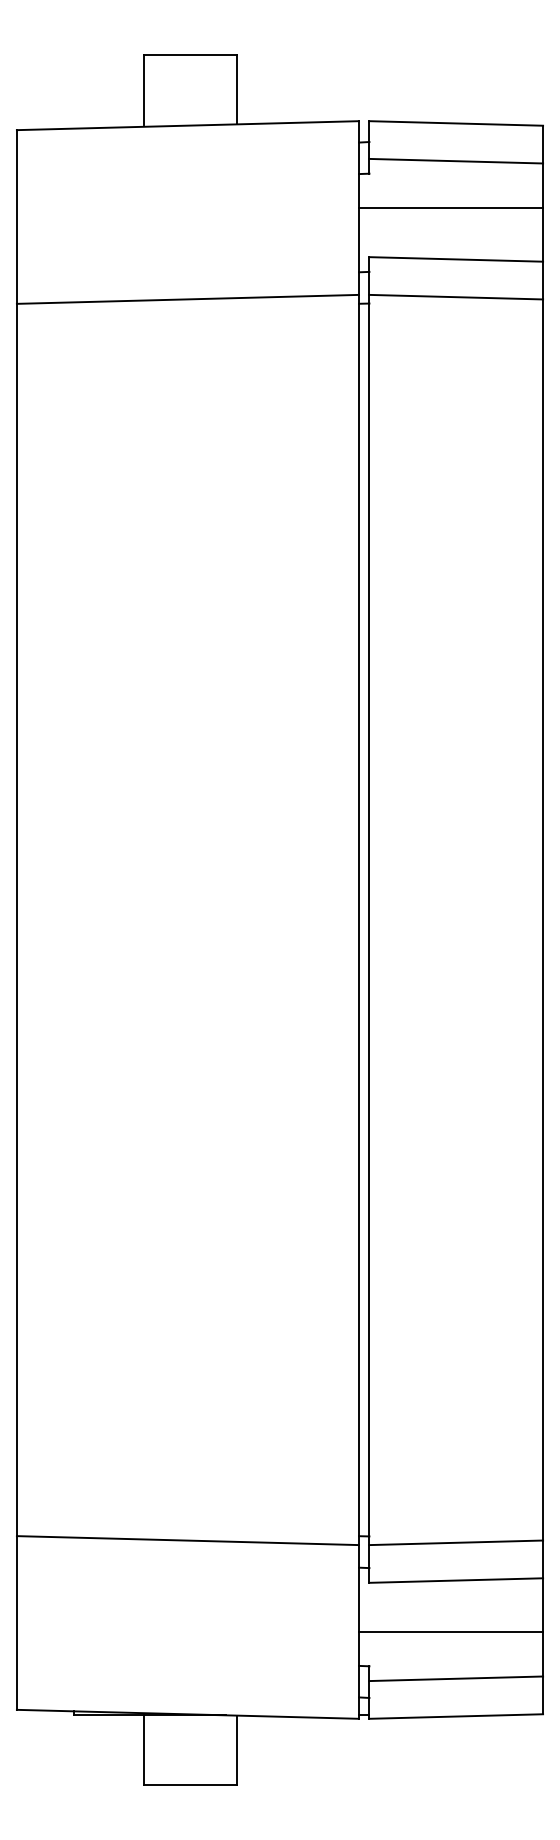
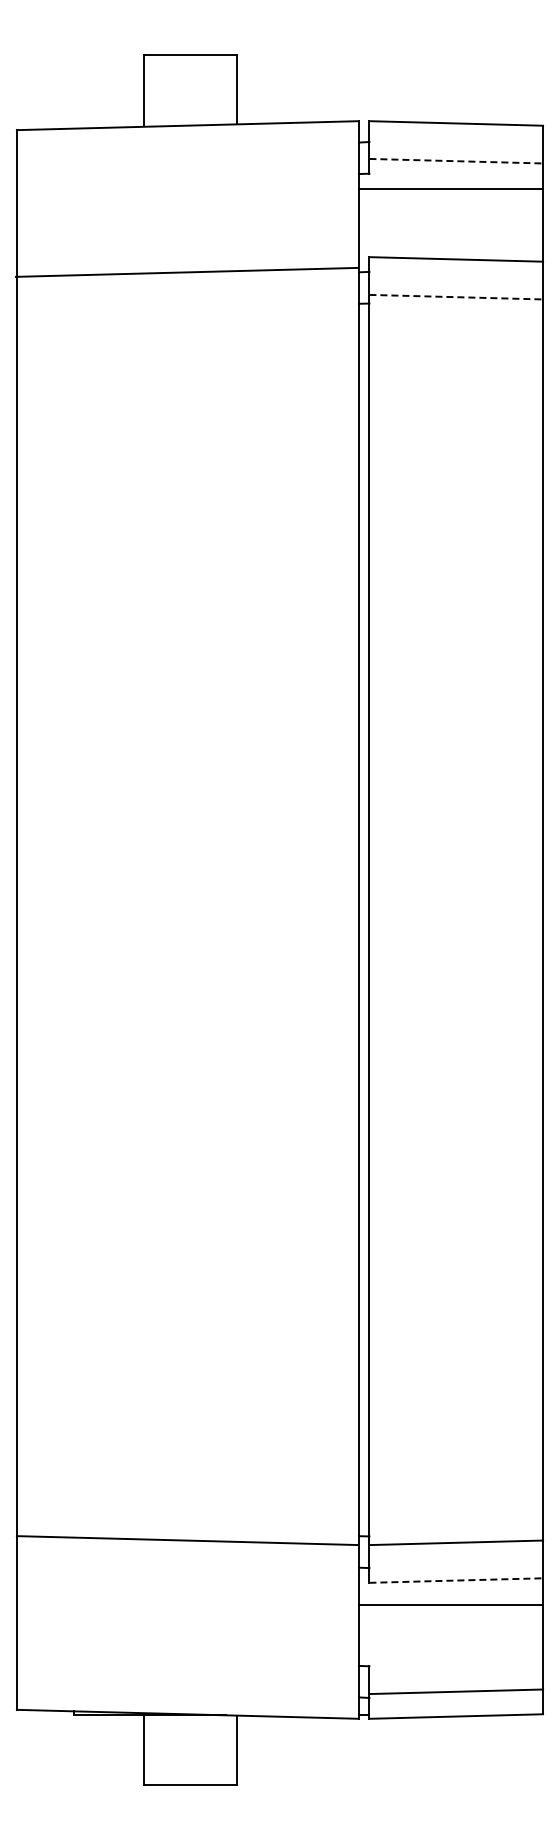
line: solid -> dashed (456, 161)
line position: (451, 208) -> (451, 189) (451, 189)
line: solid -> dashed (456, 297)
line position: (187, 298) -> (186, 271) (186, 271)
line: solid -> dashed (456, 1580)
line position: (451, 1631) -> (451, 1604) (451, 1604)
line position: (456, 1678) -> (456, 1691) (456, 1691)
